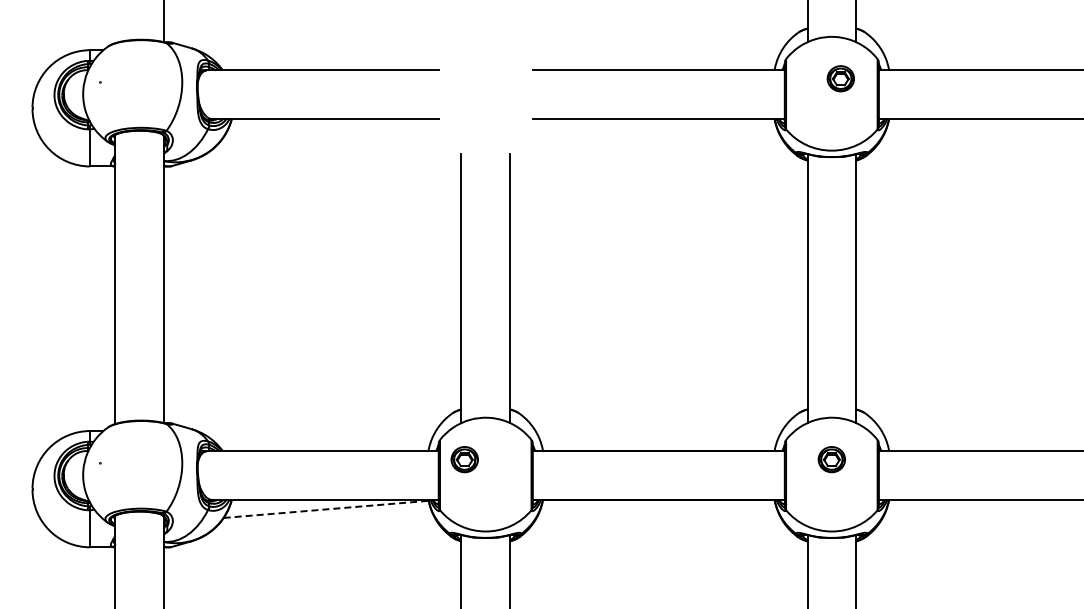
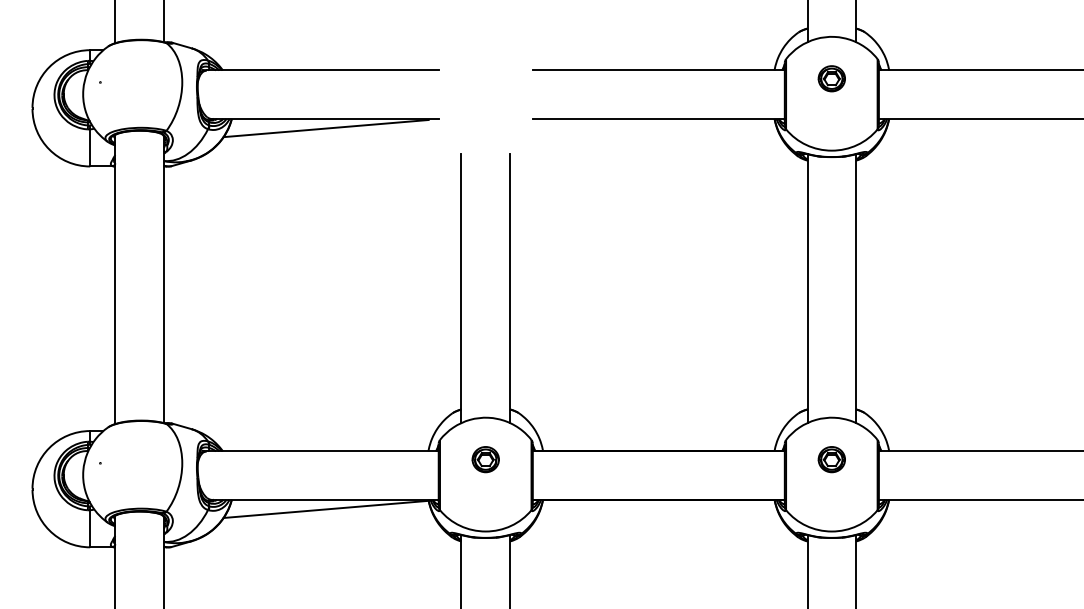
line: none -> present (115, 22)
part position: (840, 78) -> (831, 78) (831, 78)
line: none -> present (325, 128)
part position: (464, 459) -> (485, 459) (485, 459)
line: dashed -> solid (326, 509)
